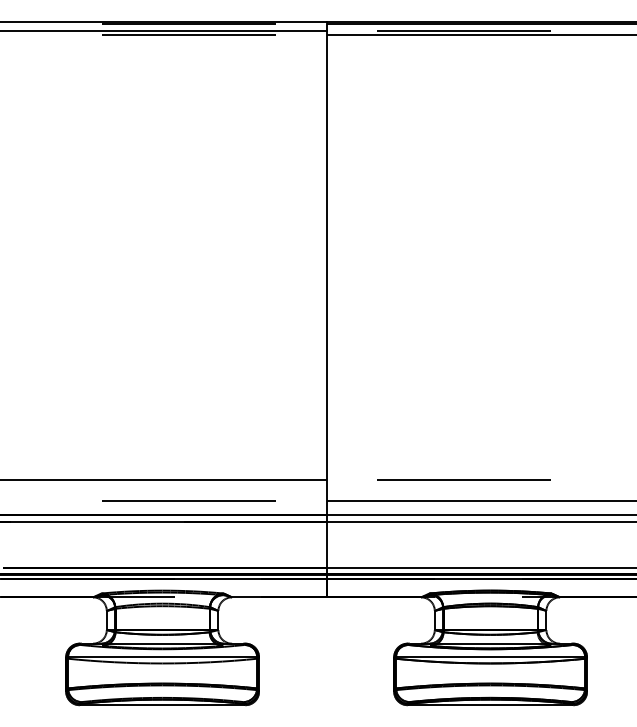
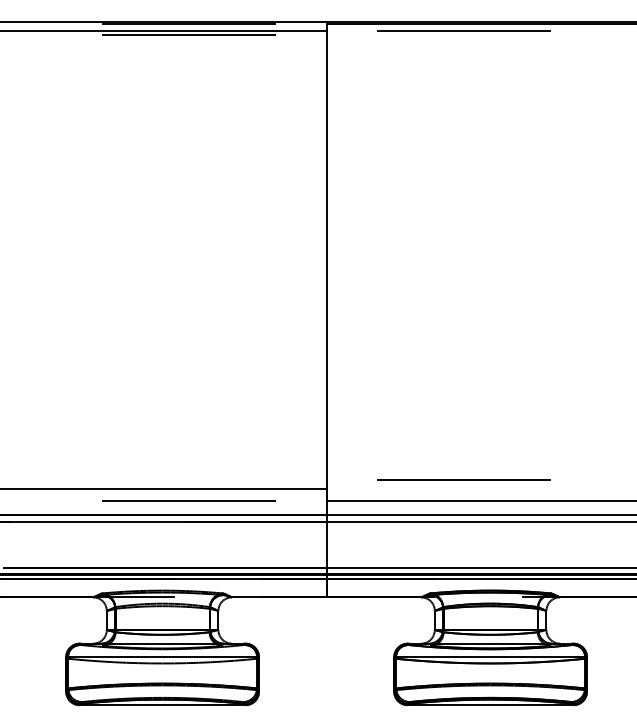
line: present -> none (479, 35)
line position: (164, 480) -> (164, 489) (164, 489)
